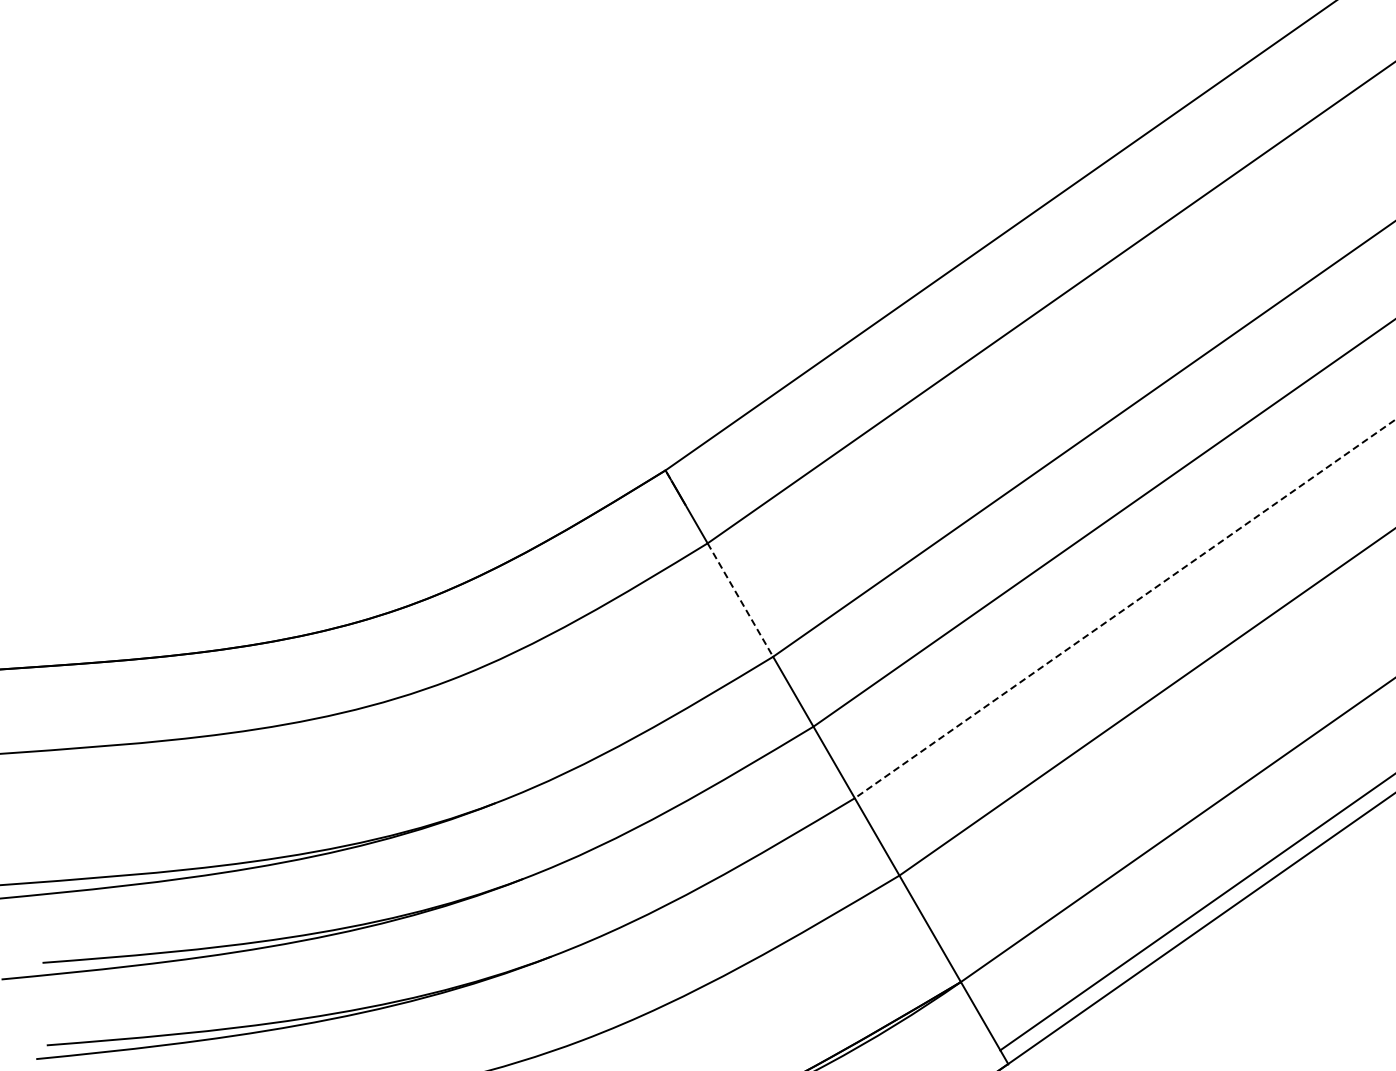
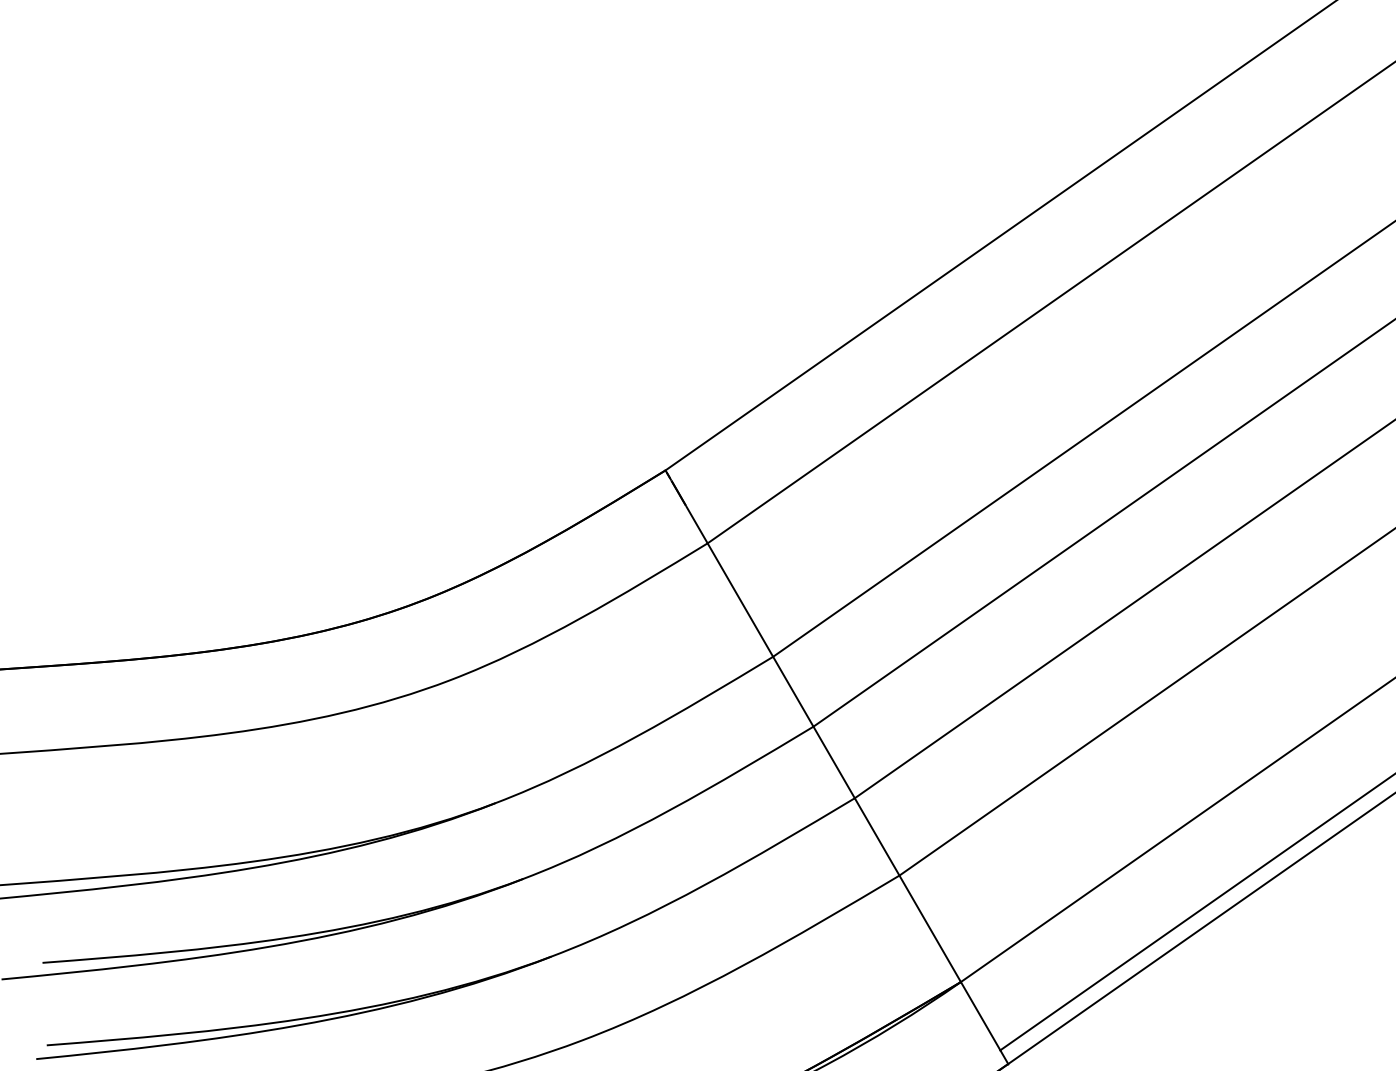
line: dashed -> solid (740, 600)
line: dashed -> solid (1125, 609)
